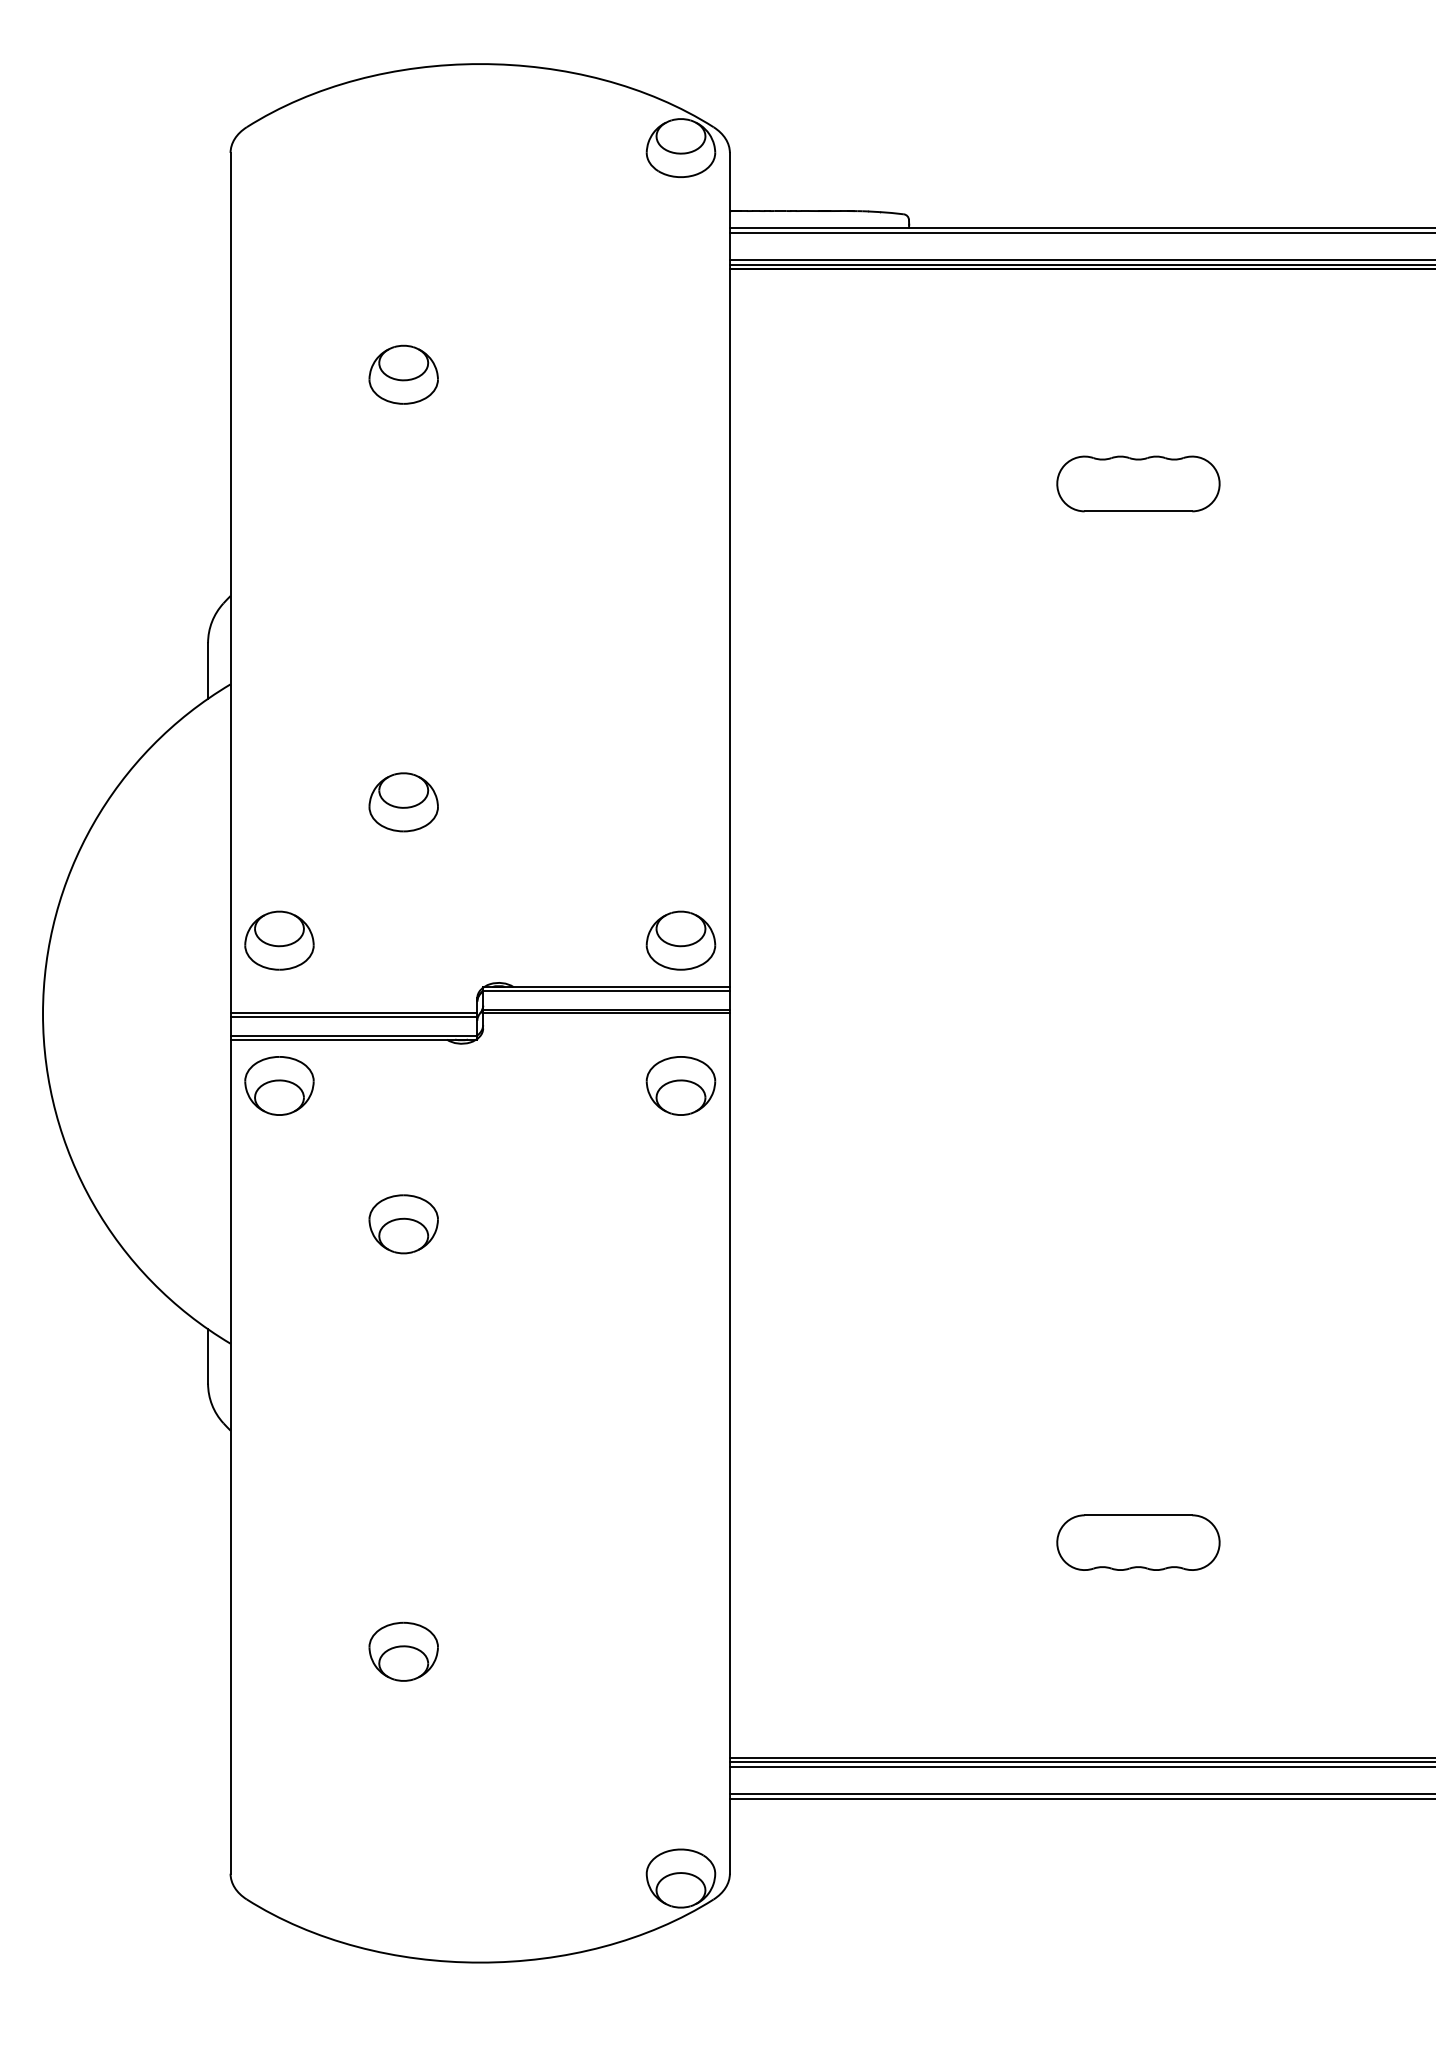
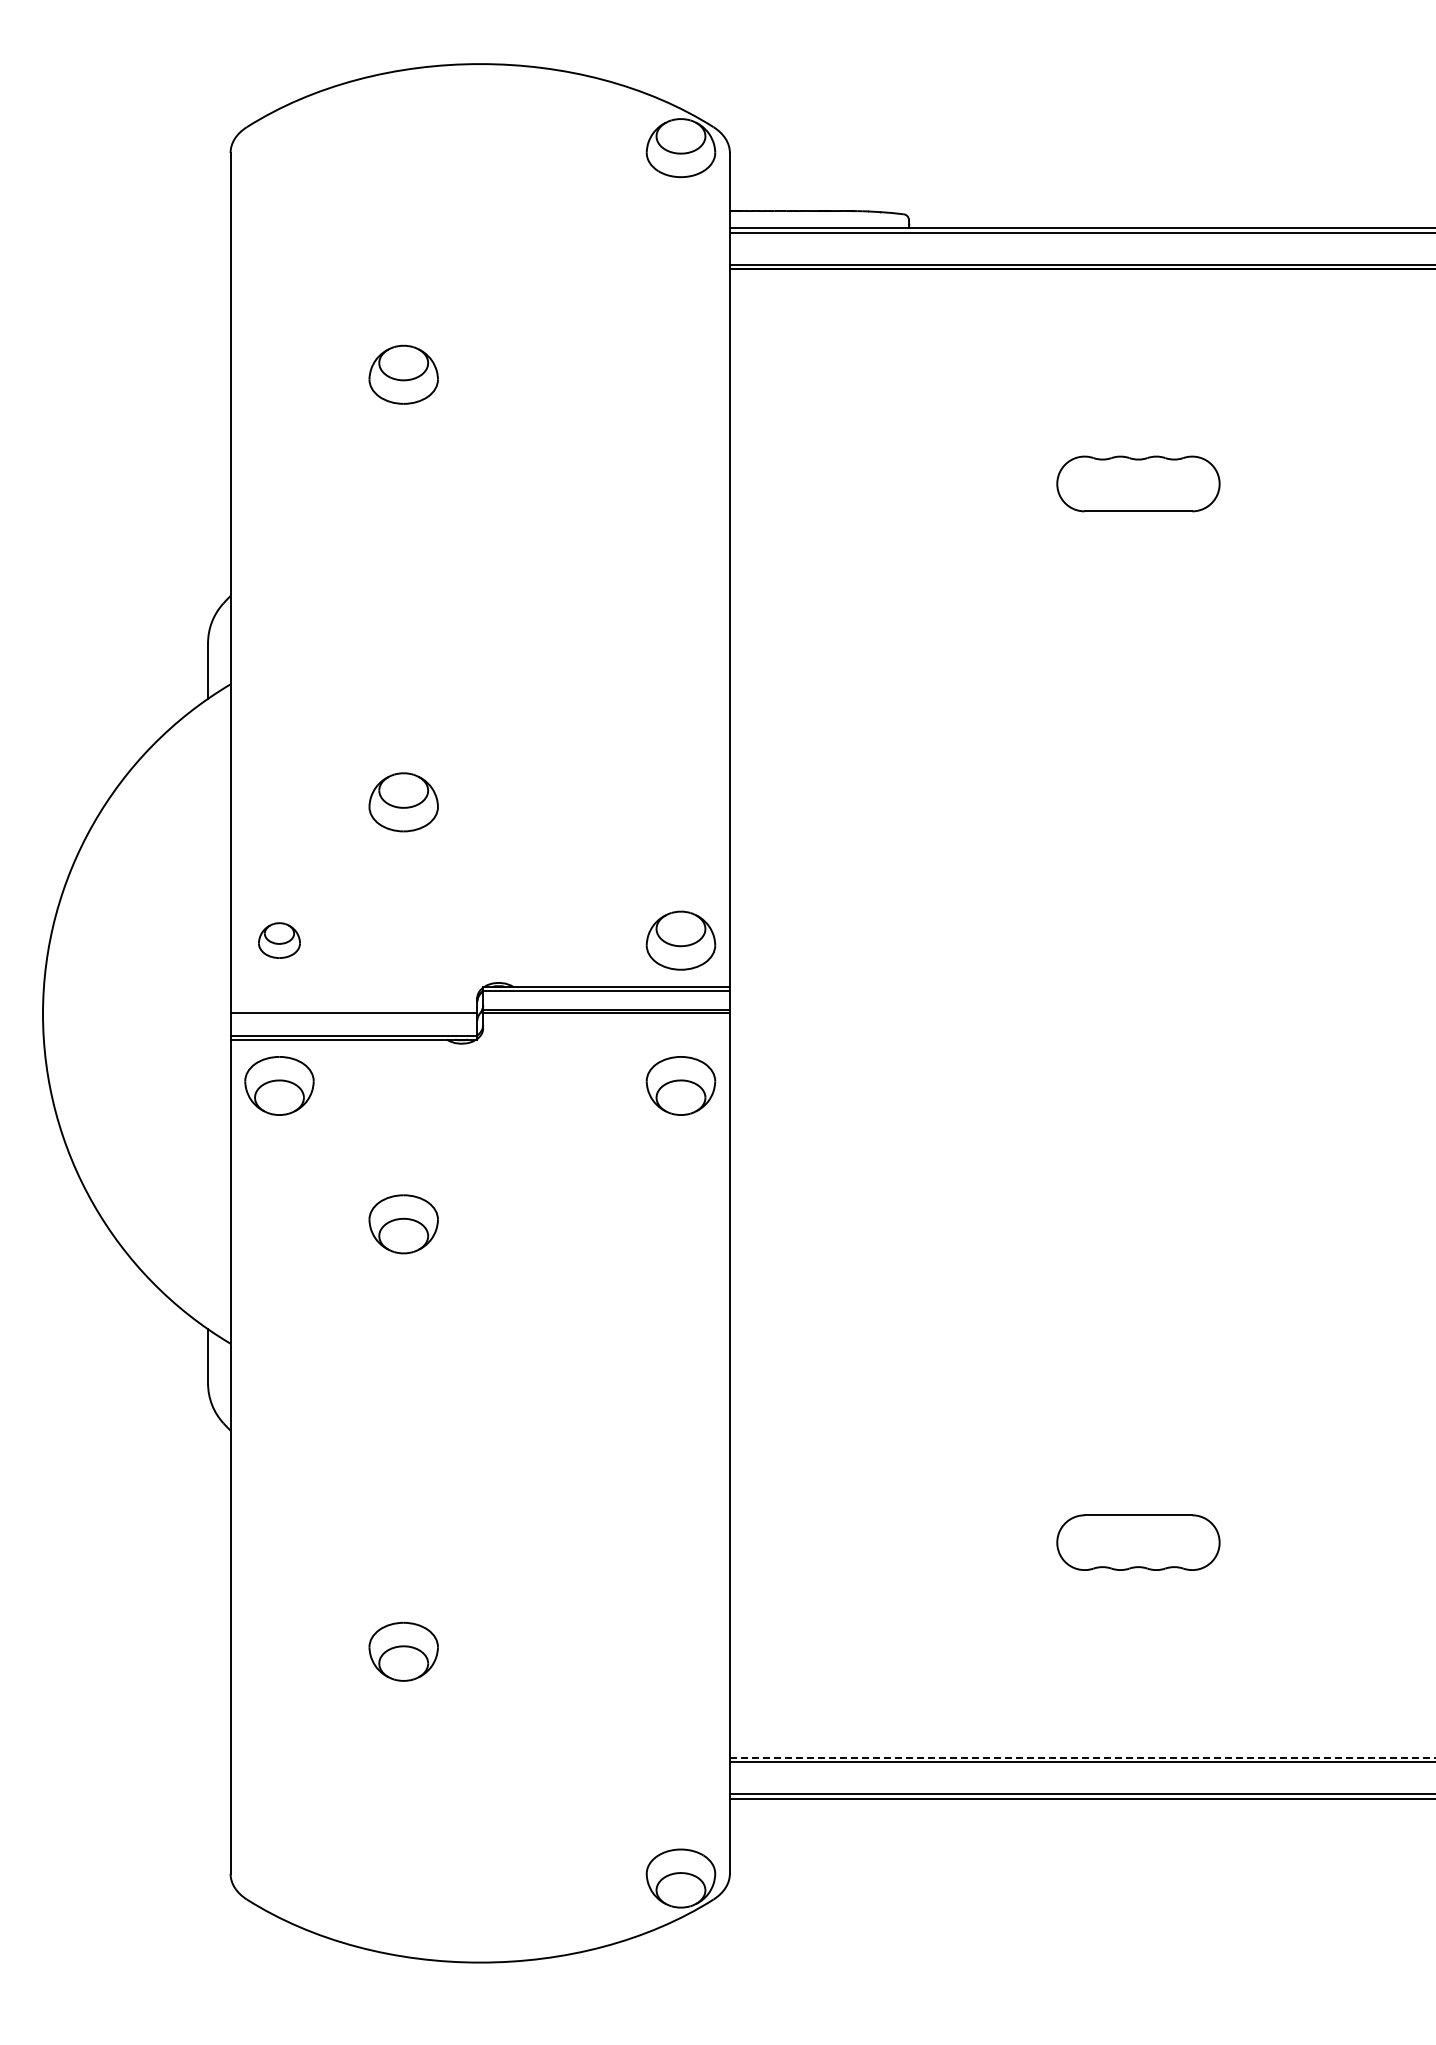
line: present -> none (1080, 259)
part size: 71x61 px -> 43x37 px (279, 940)
line: present -> none (353, 1016)
line: solid -> dashed (1082, 1757)
line: present -> none (1080, 1766)
